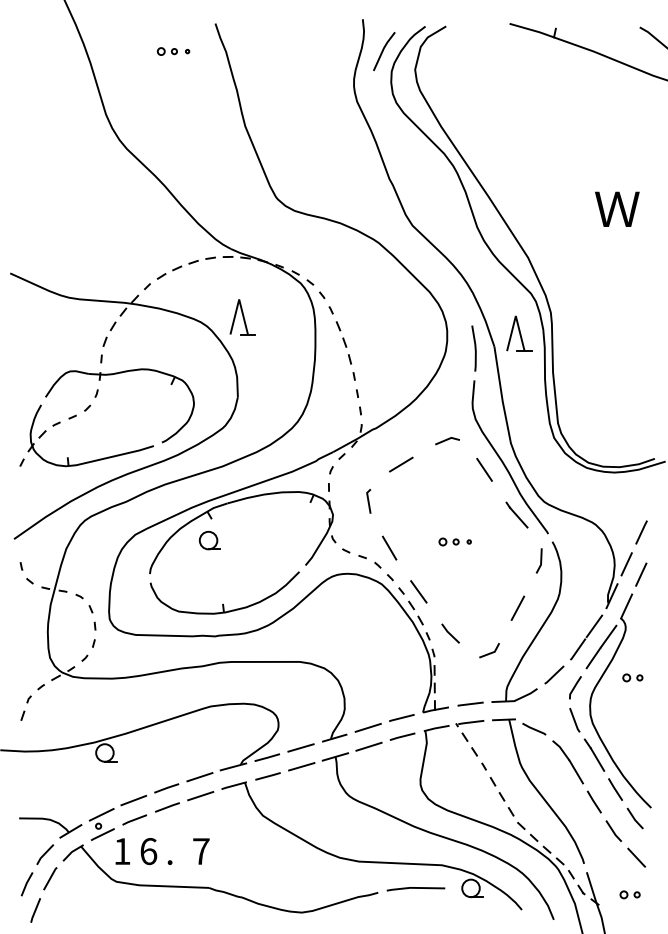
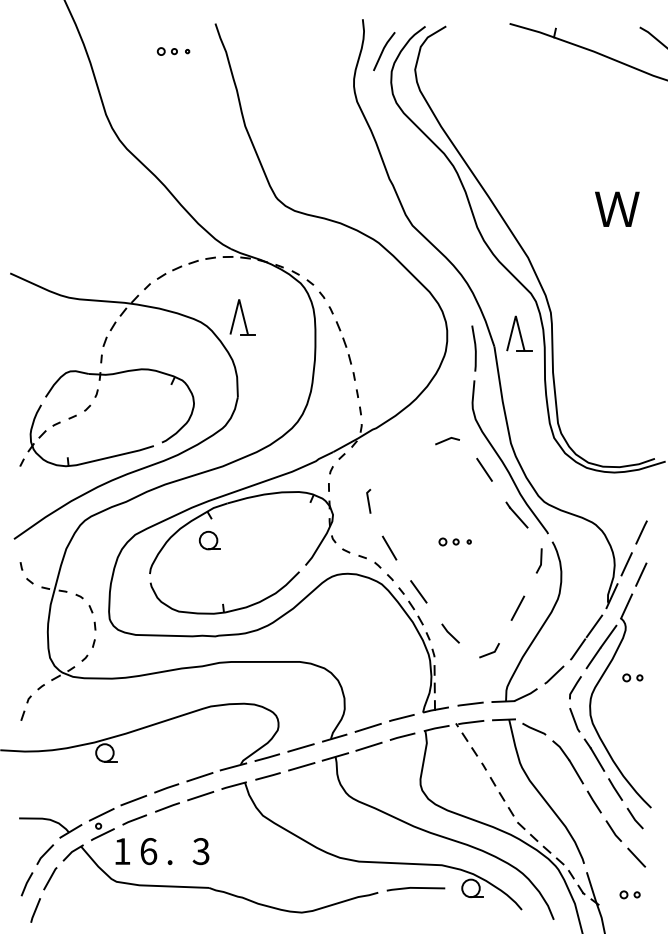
line: present -> none (401, 464)
text: 7 -> 3 (200, 851)
